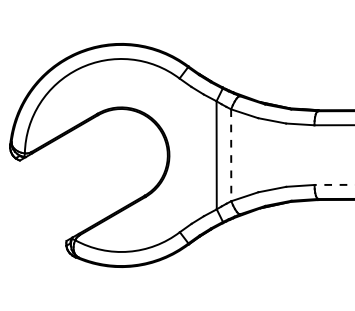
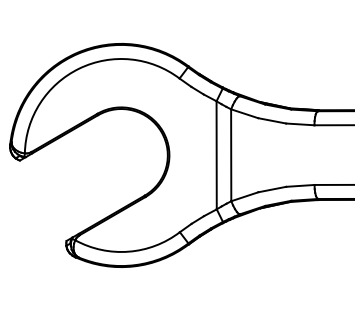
line: dashed -> solid (231, 155)
line: dashed -> solid (334, 184)
